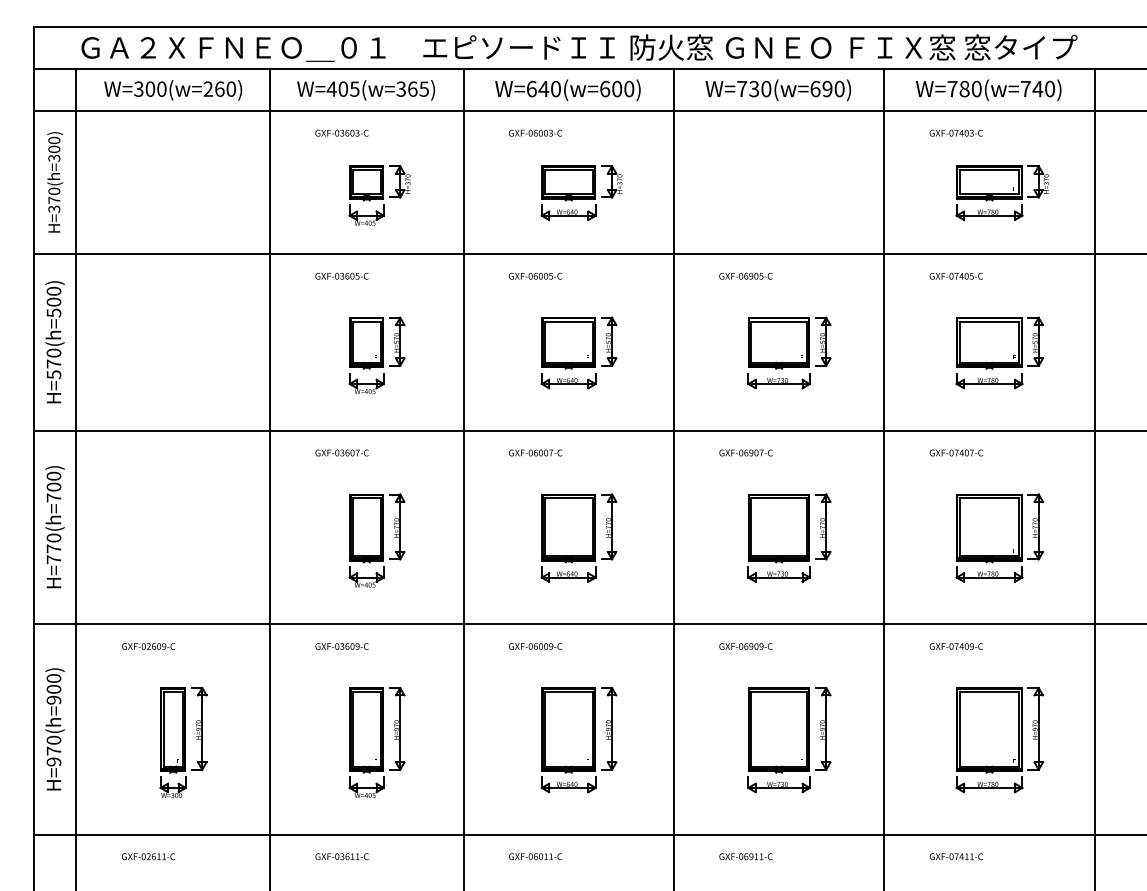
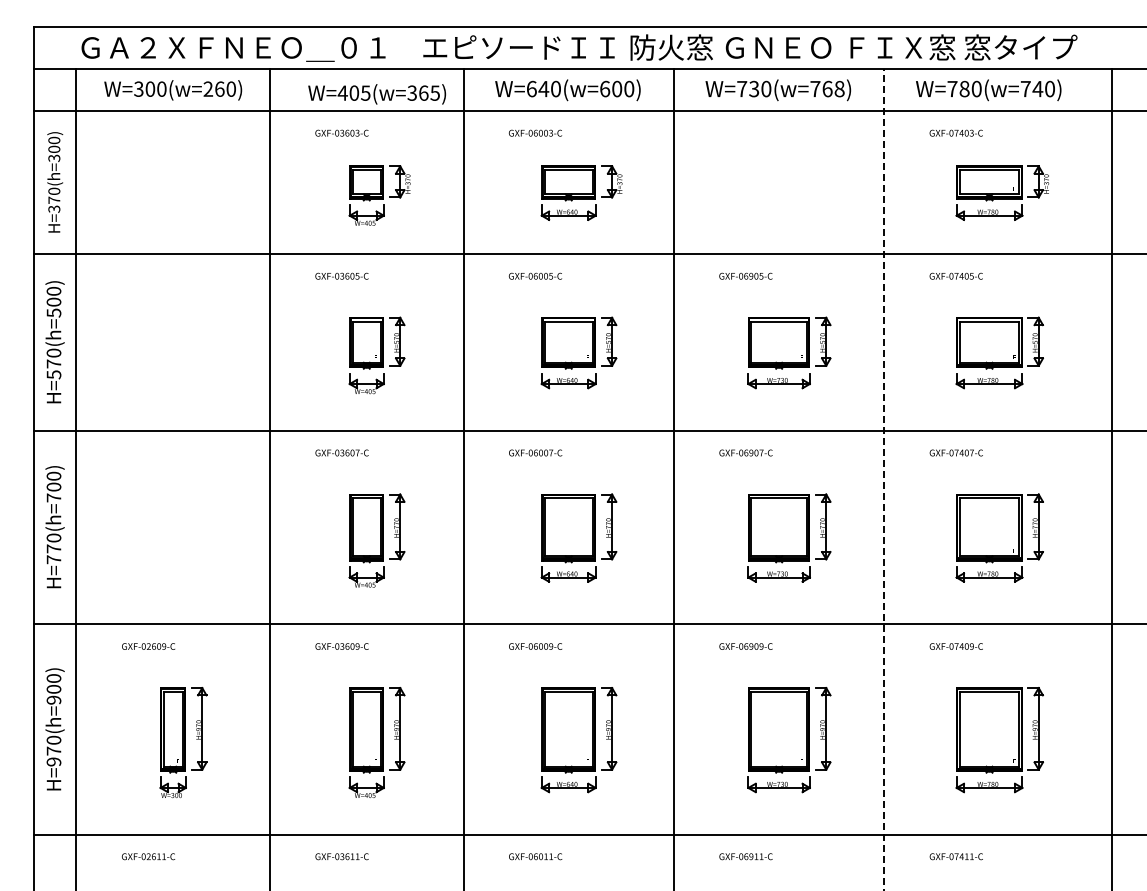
text: W=730(w=690) -> W=730(w=768) (827, 88)
text position: (366, 90) -> (377, 94) (377, 94)
line position: (1094, 478) -> (1111, 478) (1111, 478)
line: solid -> dashed (884, 480)
